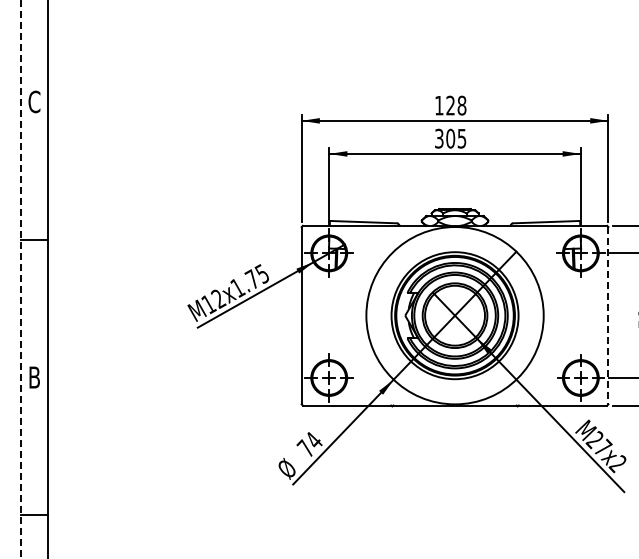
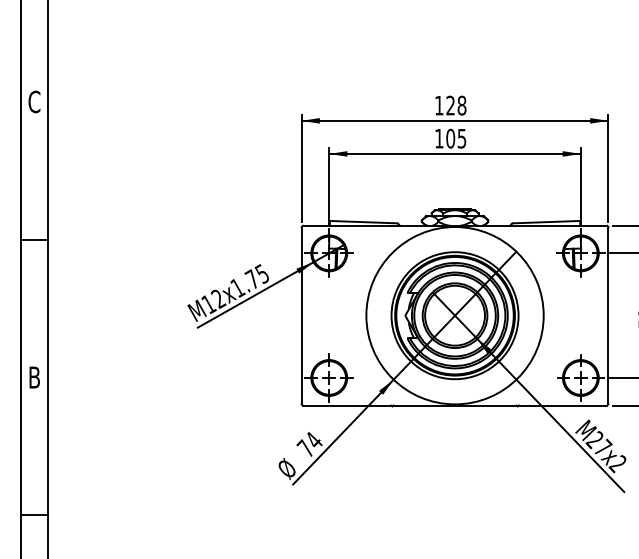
text: 305 -> 105 (439, 138)
line: dashed -> solid (20, 279)
line: dashed -> solid (608, 315)
